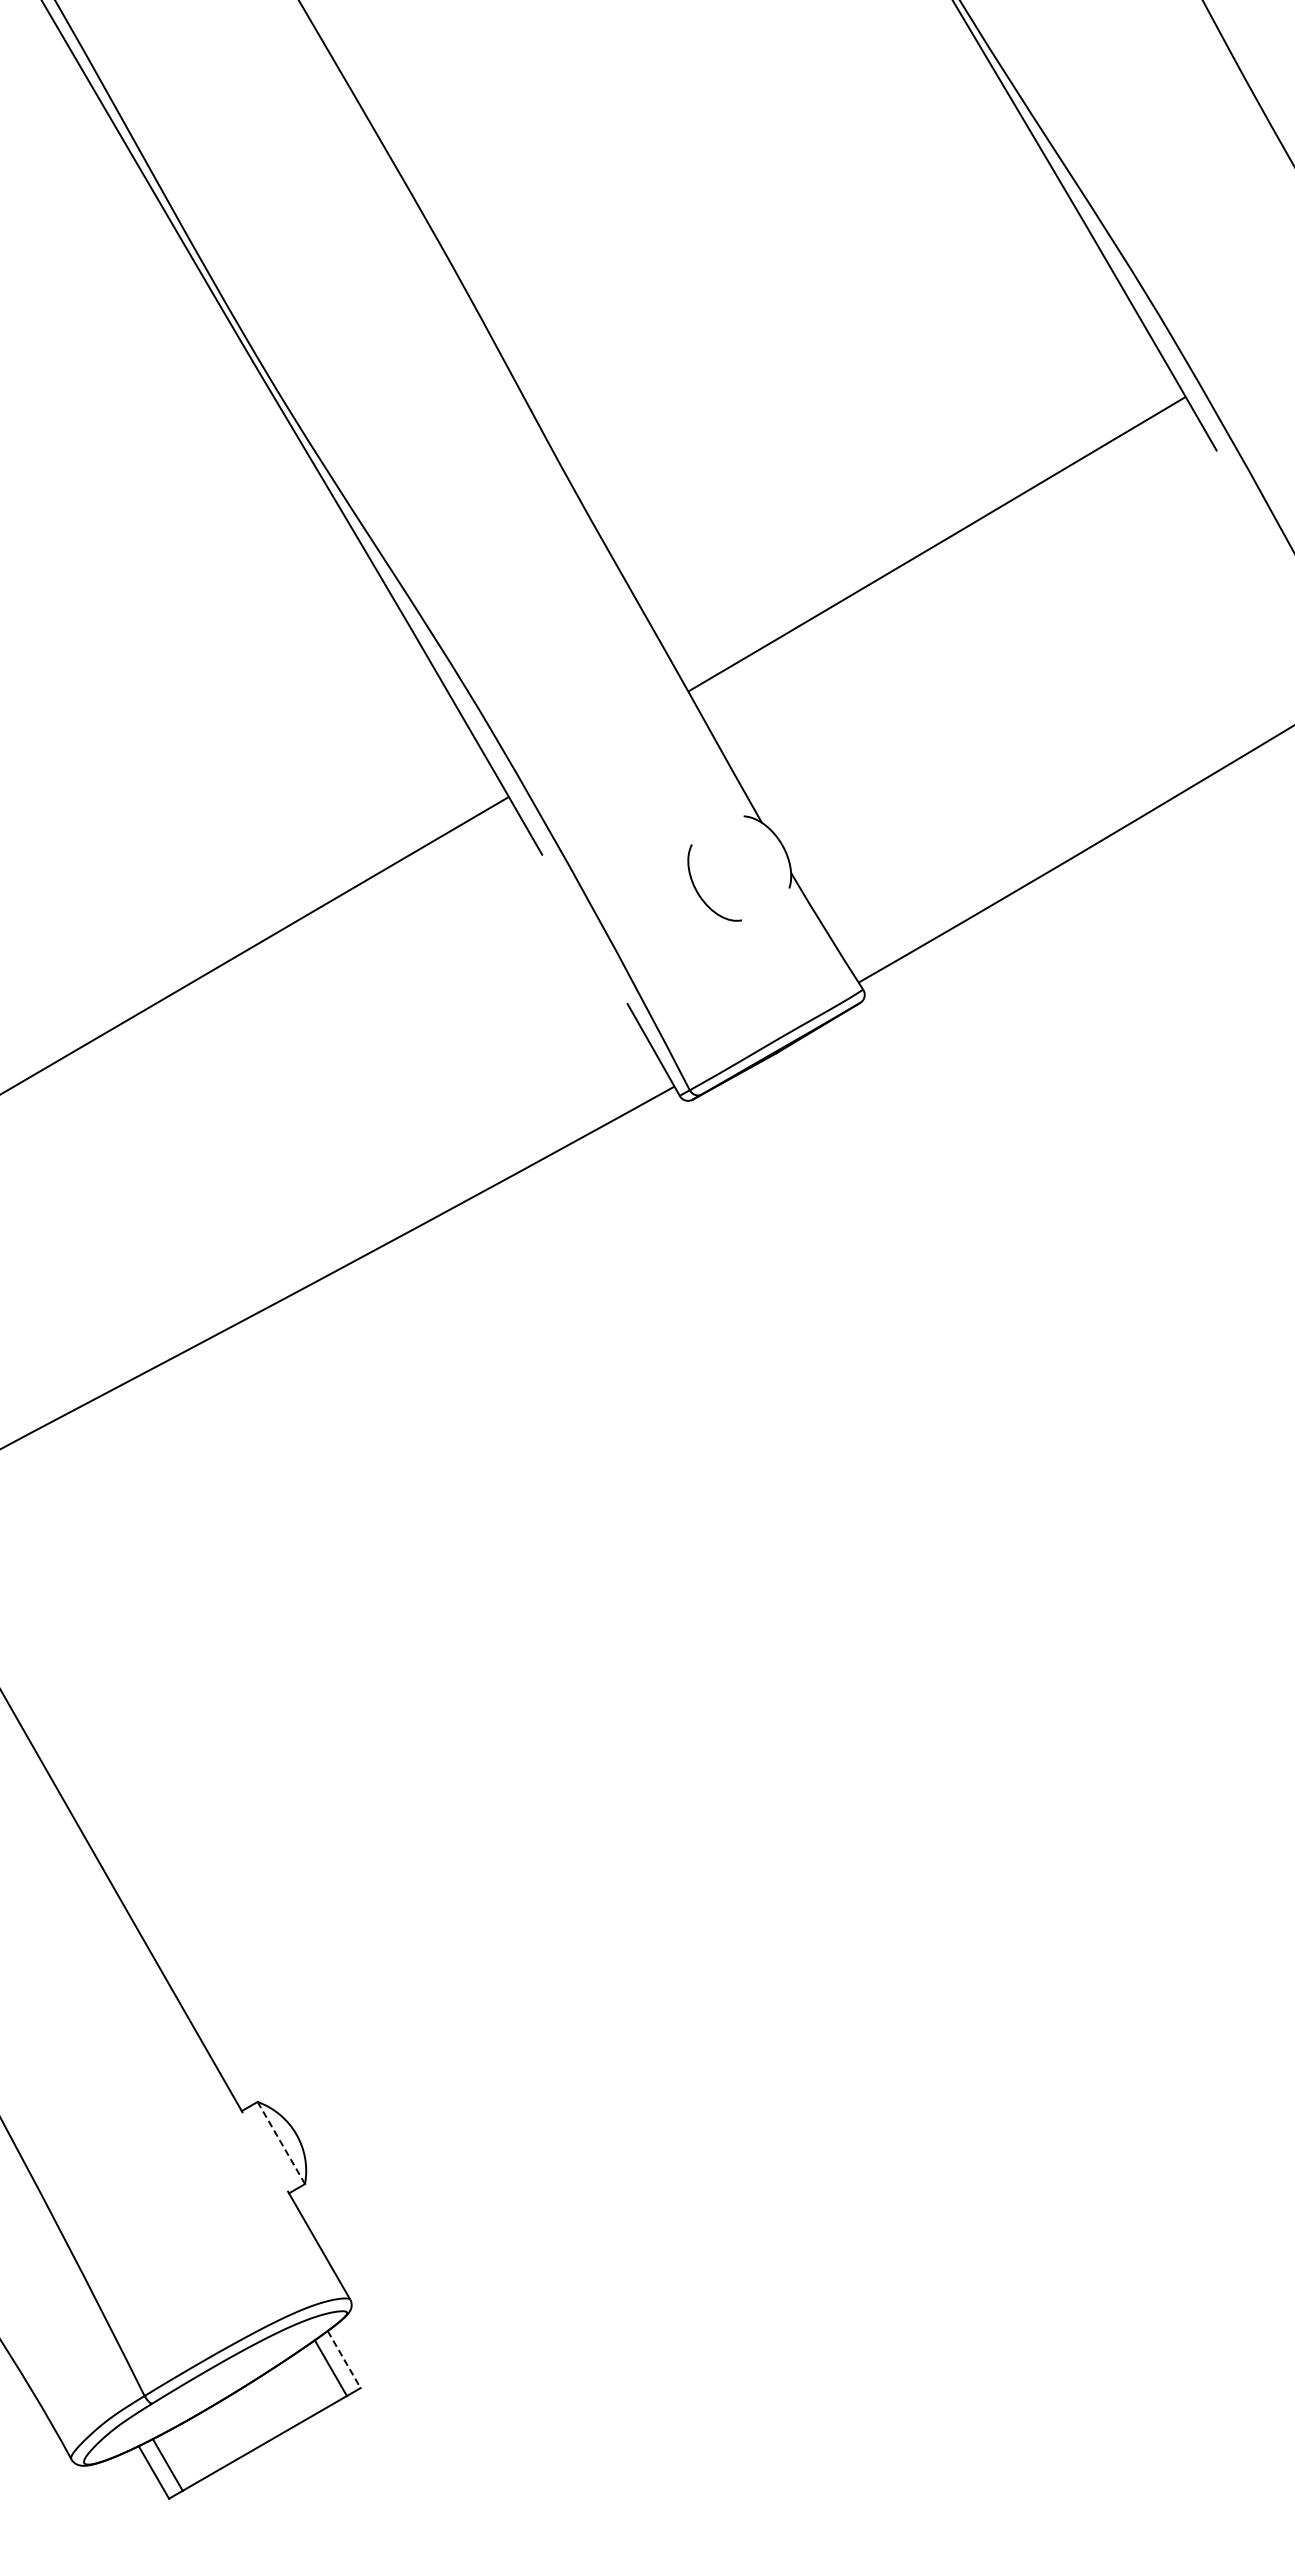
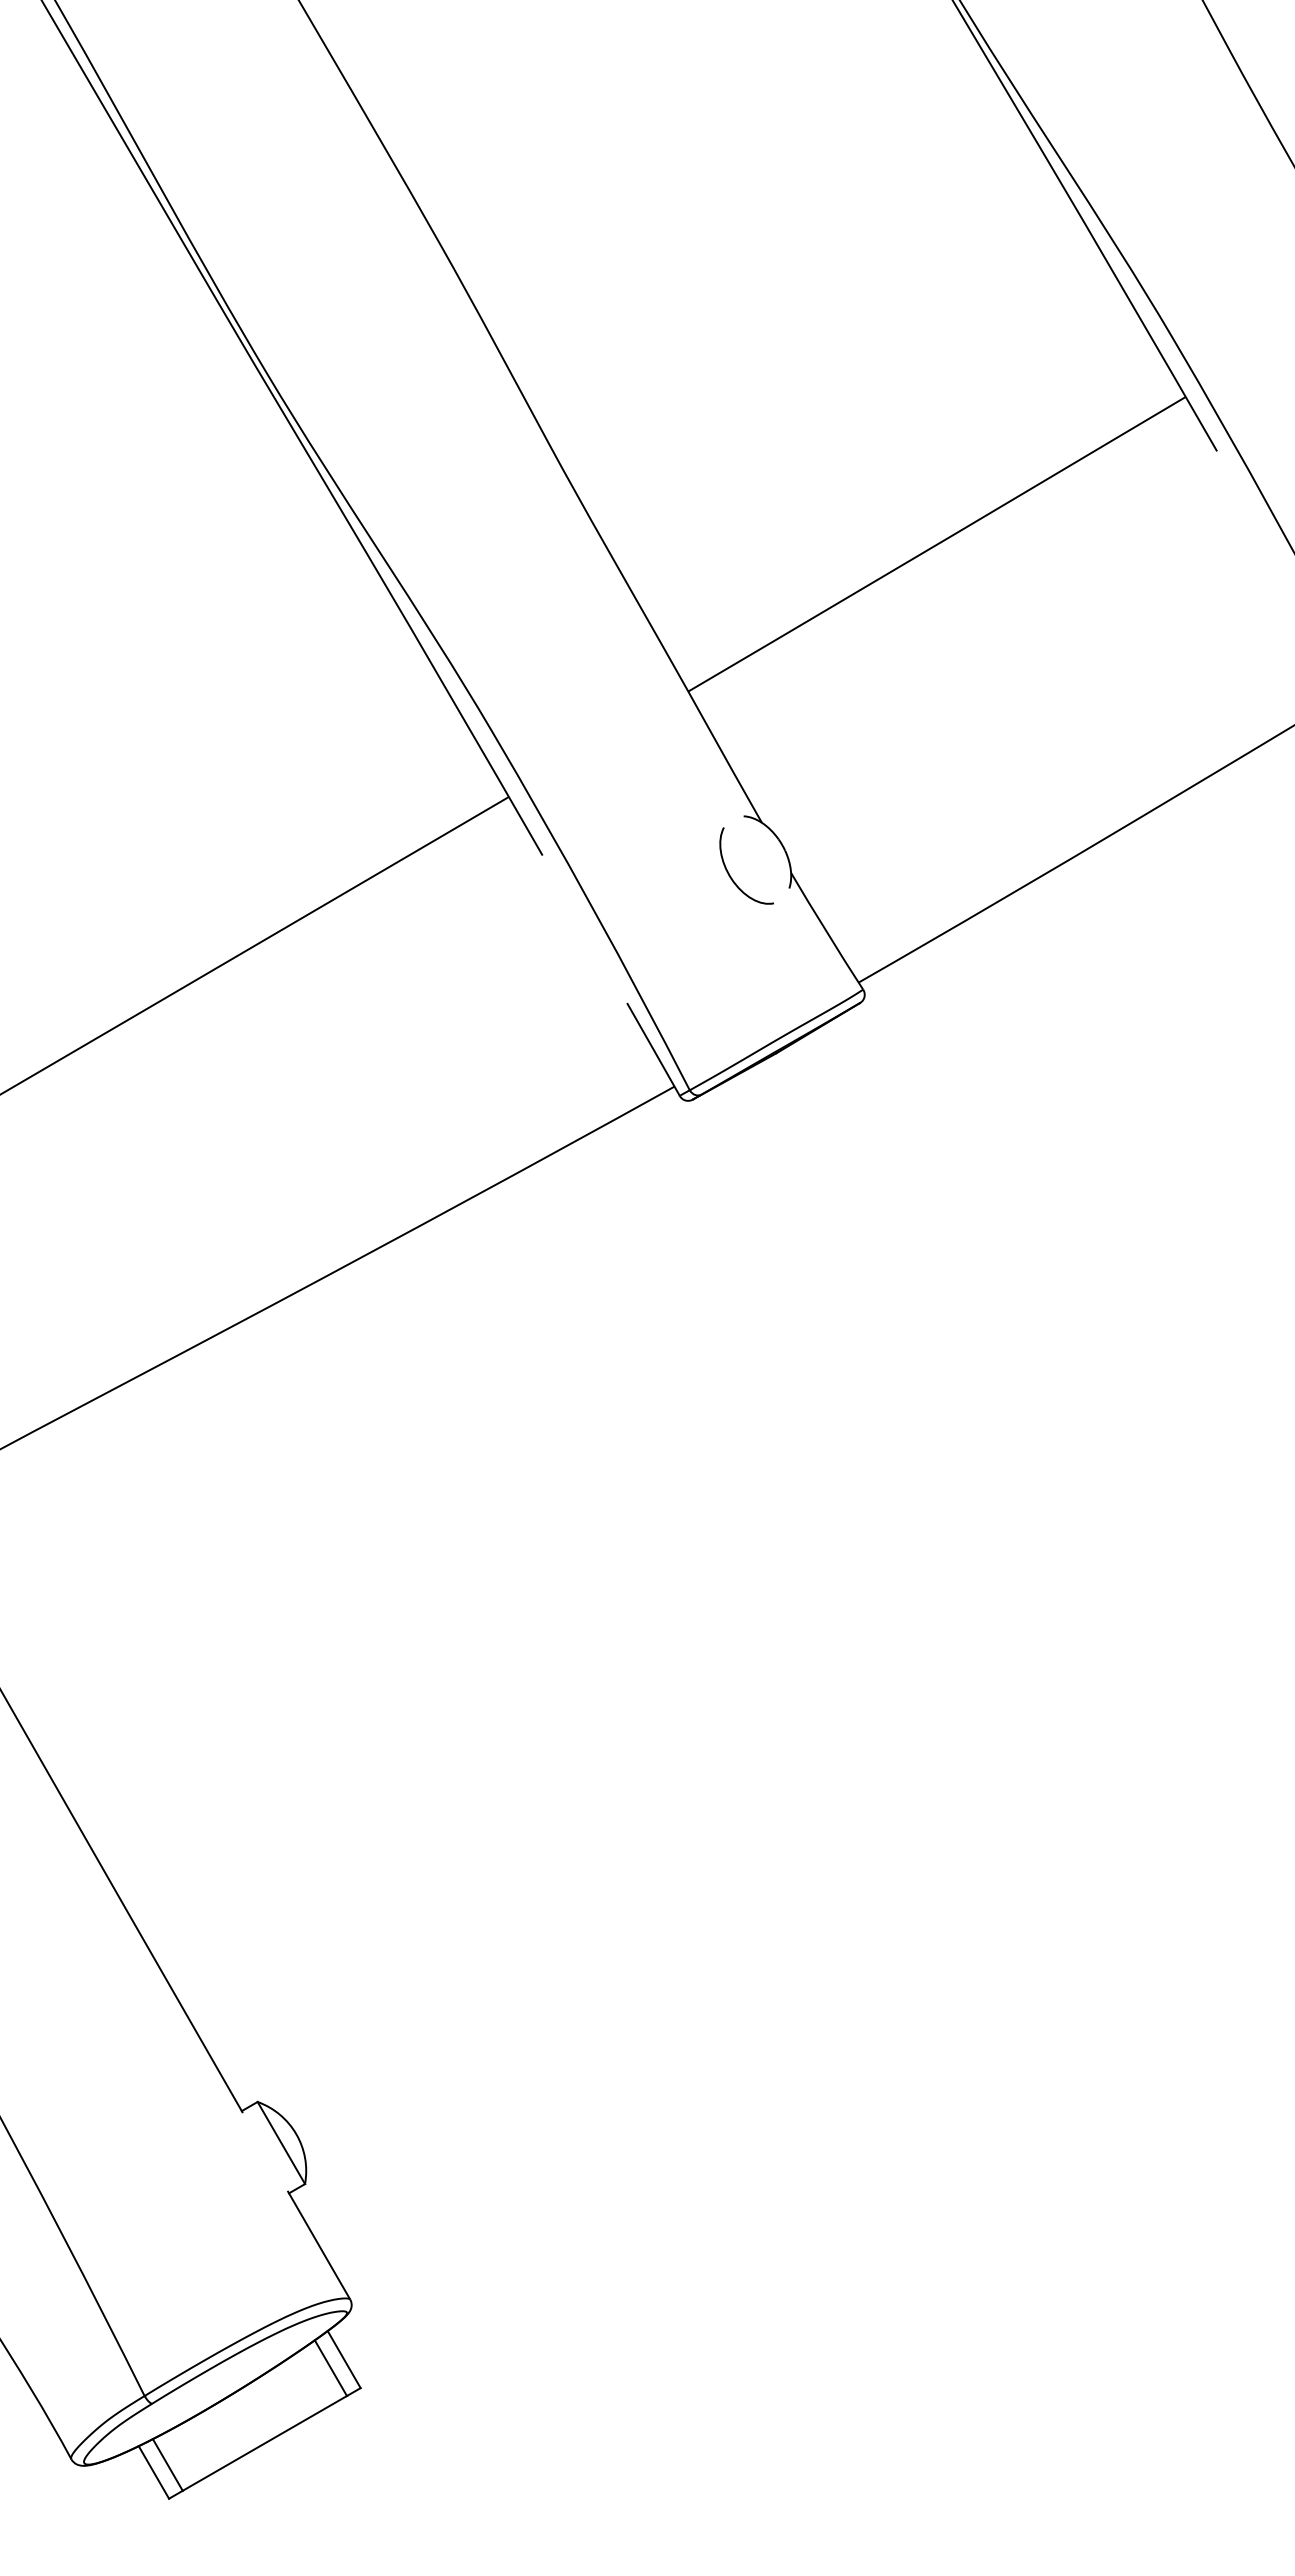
curve position: (699, 893) -> (731, 876) (731, 876)
line: dashed -> solid (281, 2143)
line: dashed -> solid (344, 2359)
